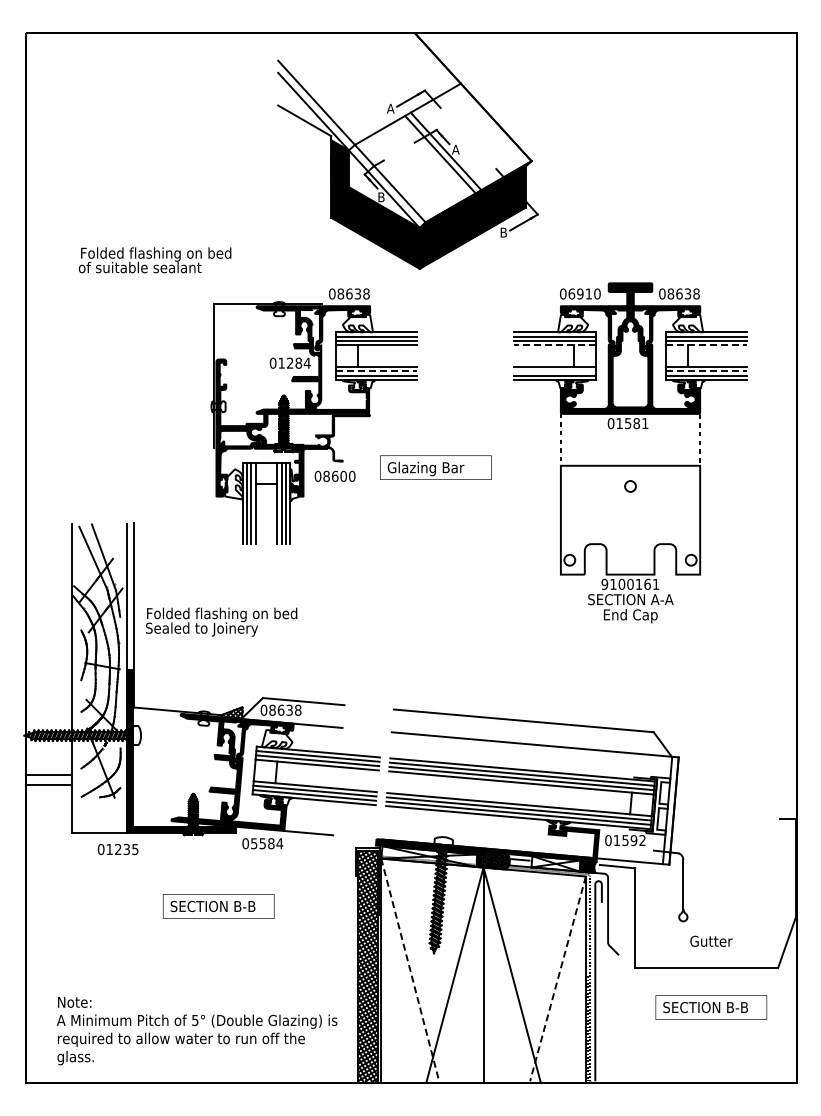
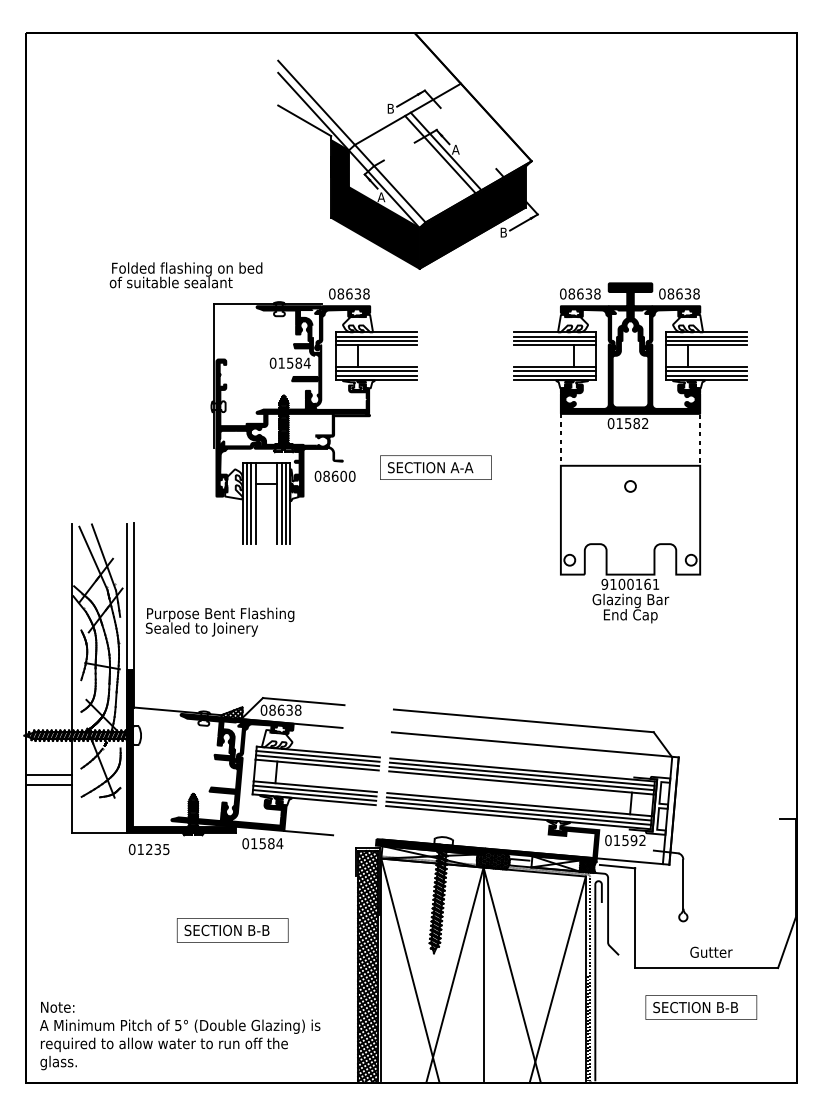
text: A -> B (390, 108)
text: B -> A (381, 197)
text position: (154, 260) -> (185, 275) (185, 275)
text: 06910 -> 08638 (584, 293)
line: dashed -> solid (555, 345)
line: dashed -> solid (706, 345)
text: 01284 -> 01584 (290, 362)
line: dashed -> solid (376, 371)
line: none -> present (554, 371)
line: dashed -> solid (706, 371)
text: 01581 -> 01582 (645, 423)
text: Glazing Bar -> SECTION A-A (430, 468)
text: SECTION A-A -> Glazing Bar (630, 600)
text: Folded flashing on bed -> Purpose Bent Flashing (222, 614)
text: 05584 -> 01584 (254, 843)
text position: (117, 849) -> (148, 849) (148, 849)
text position: (218, 906) -> (232, 930) (232, 930)
text position: (711, 940) -> (711, 951) (711, 951)
line: dashed -> solid (410, 970)
line: dashed -> solid (557, 979)
text position: (711, 1007) -> (701, 1007) (701, 1007)
text position: (197, 1031) -> (180, 1036) (180, 1036)
